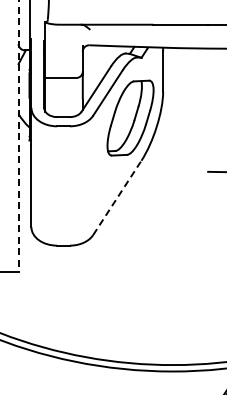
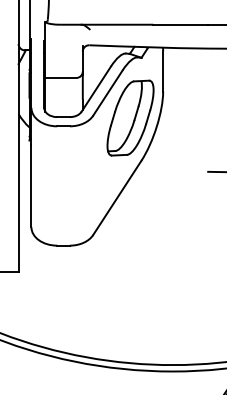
line: dashed -> solid (18, 136)
line: dashed -> solid (117, 197)
